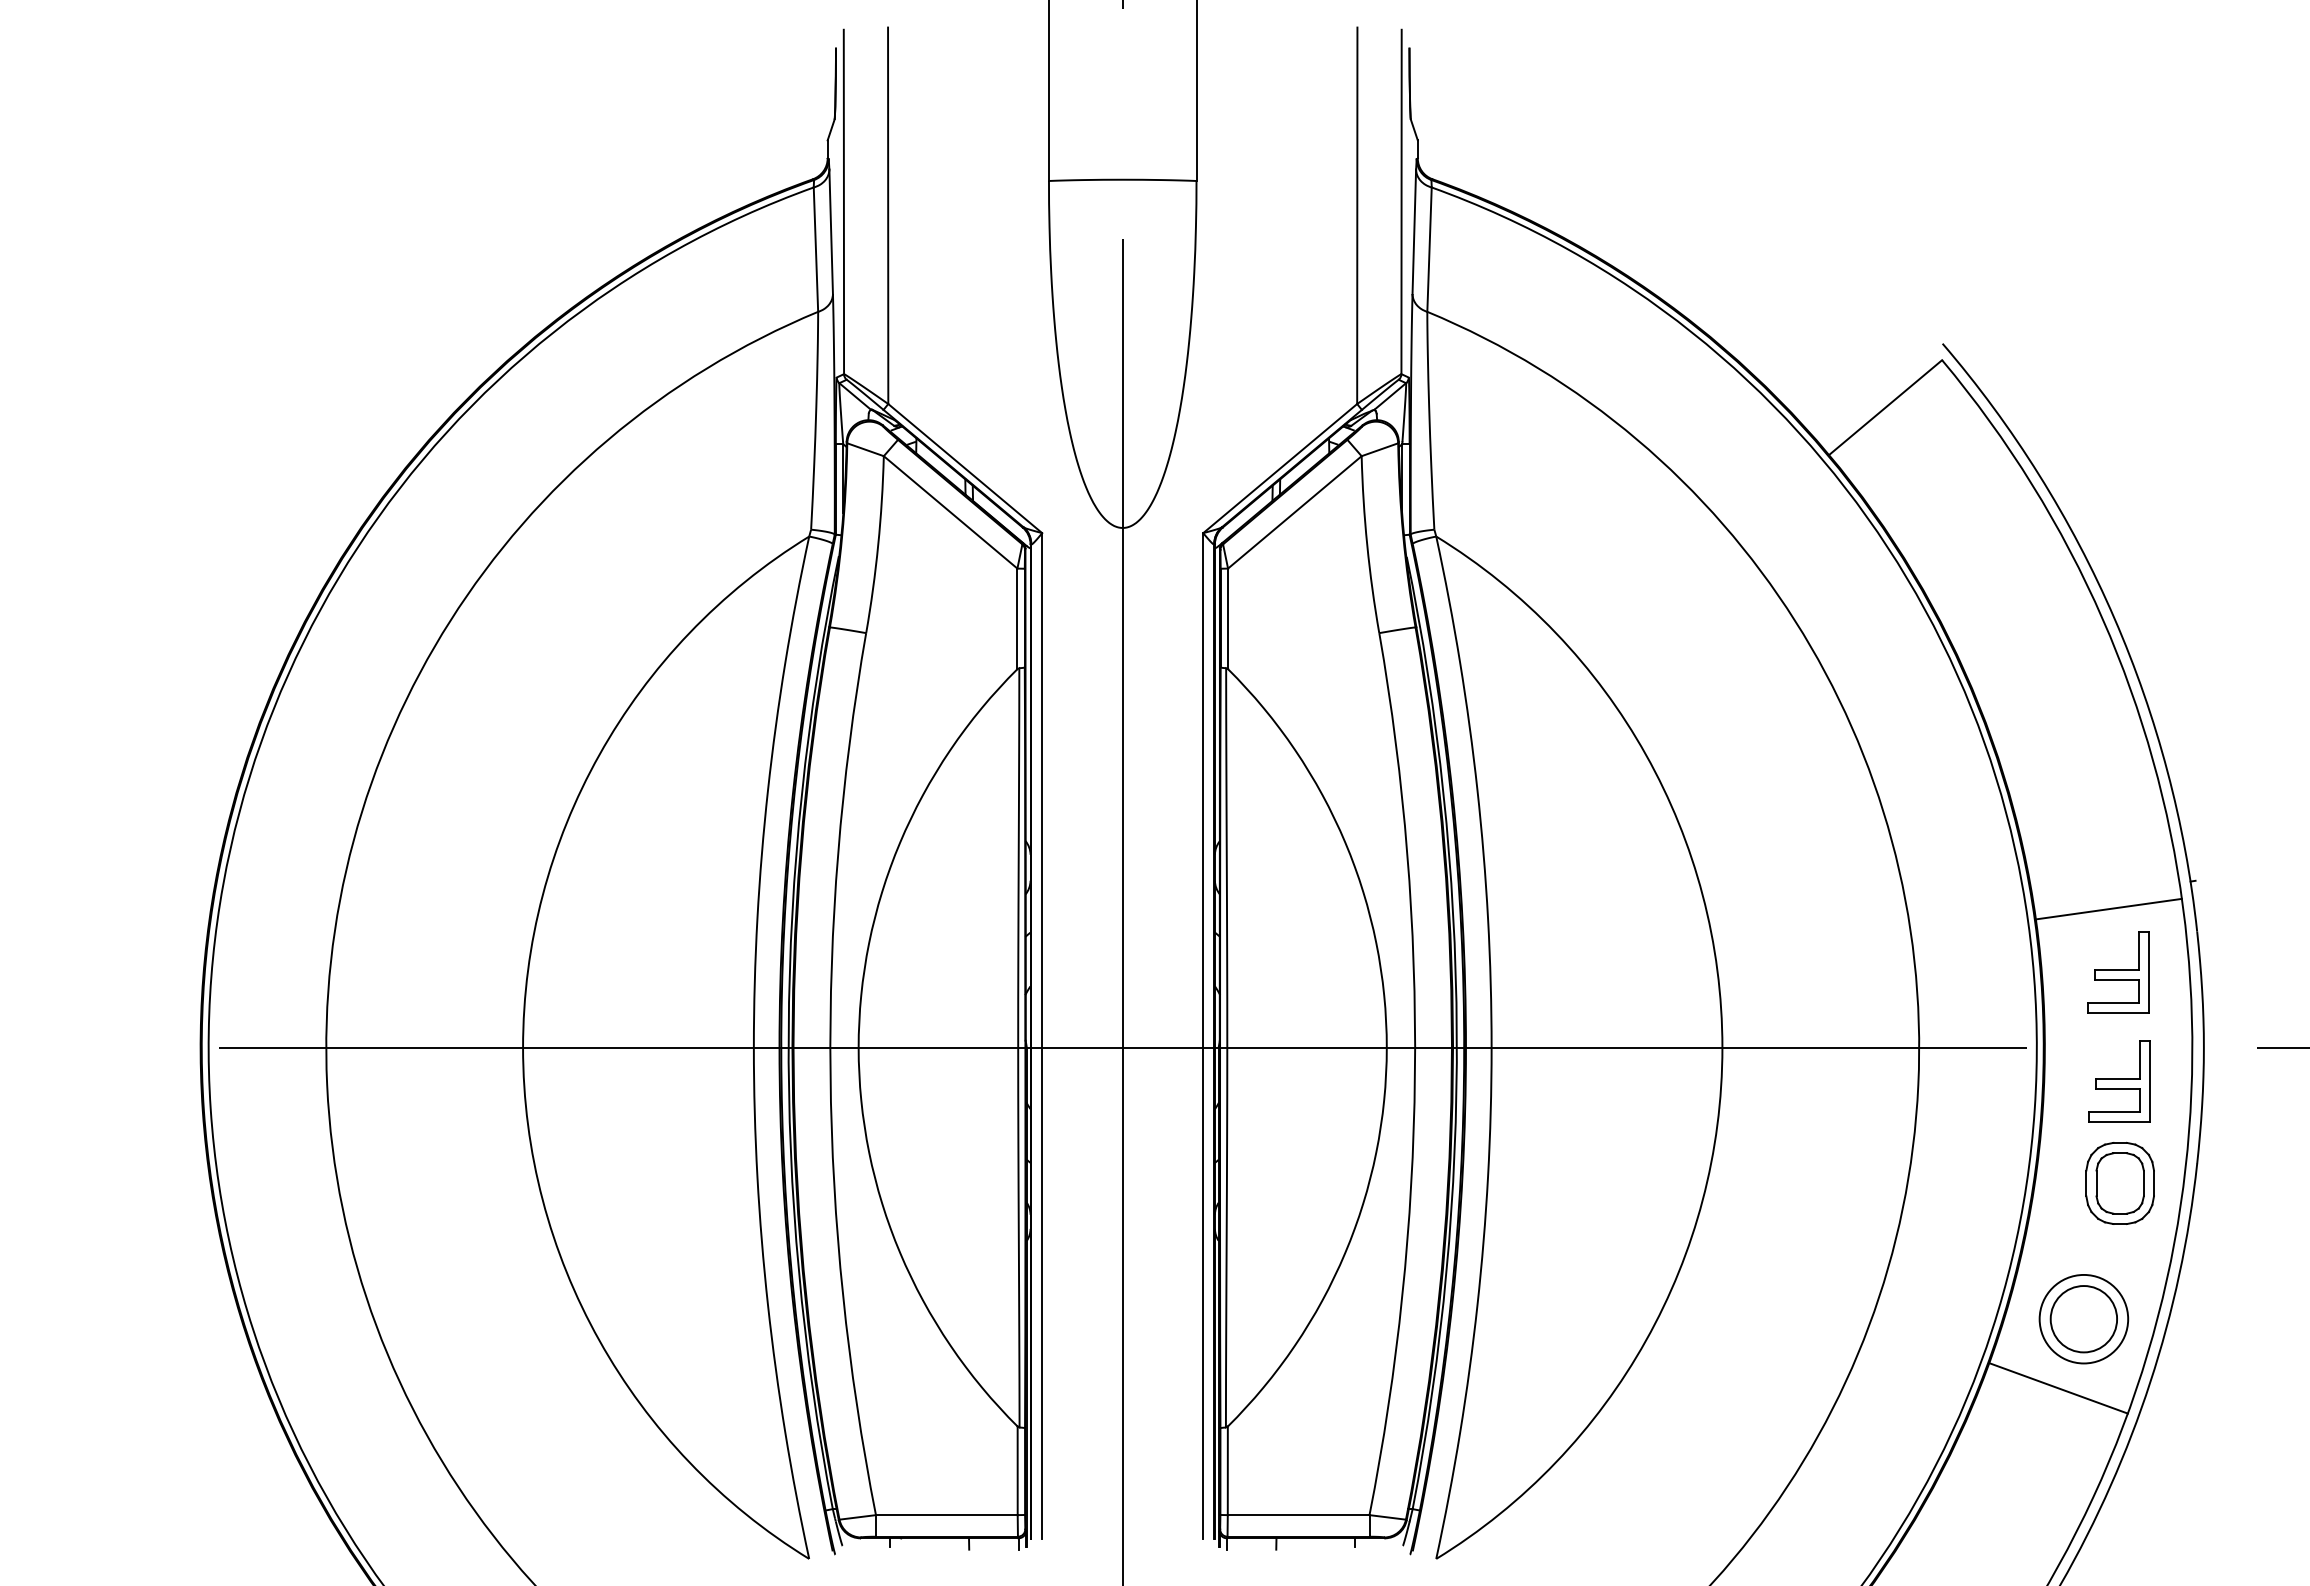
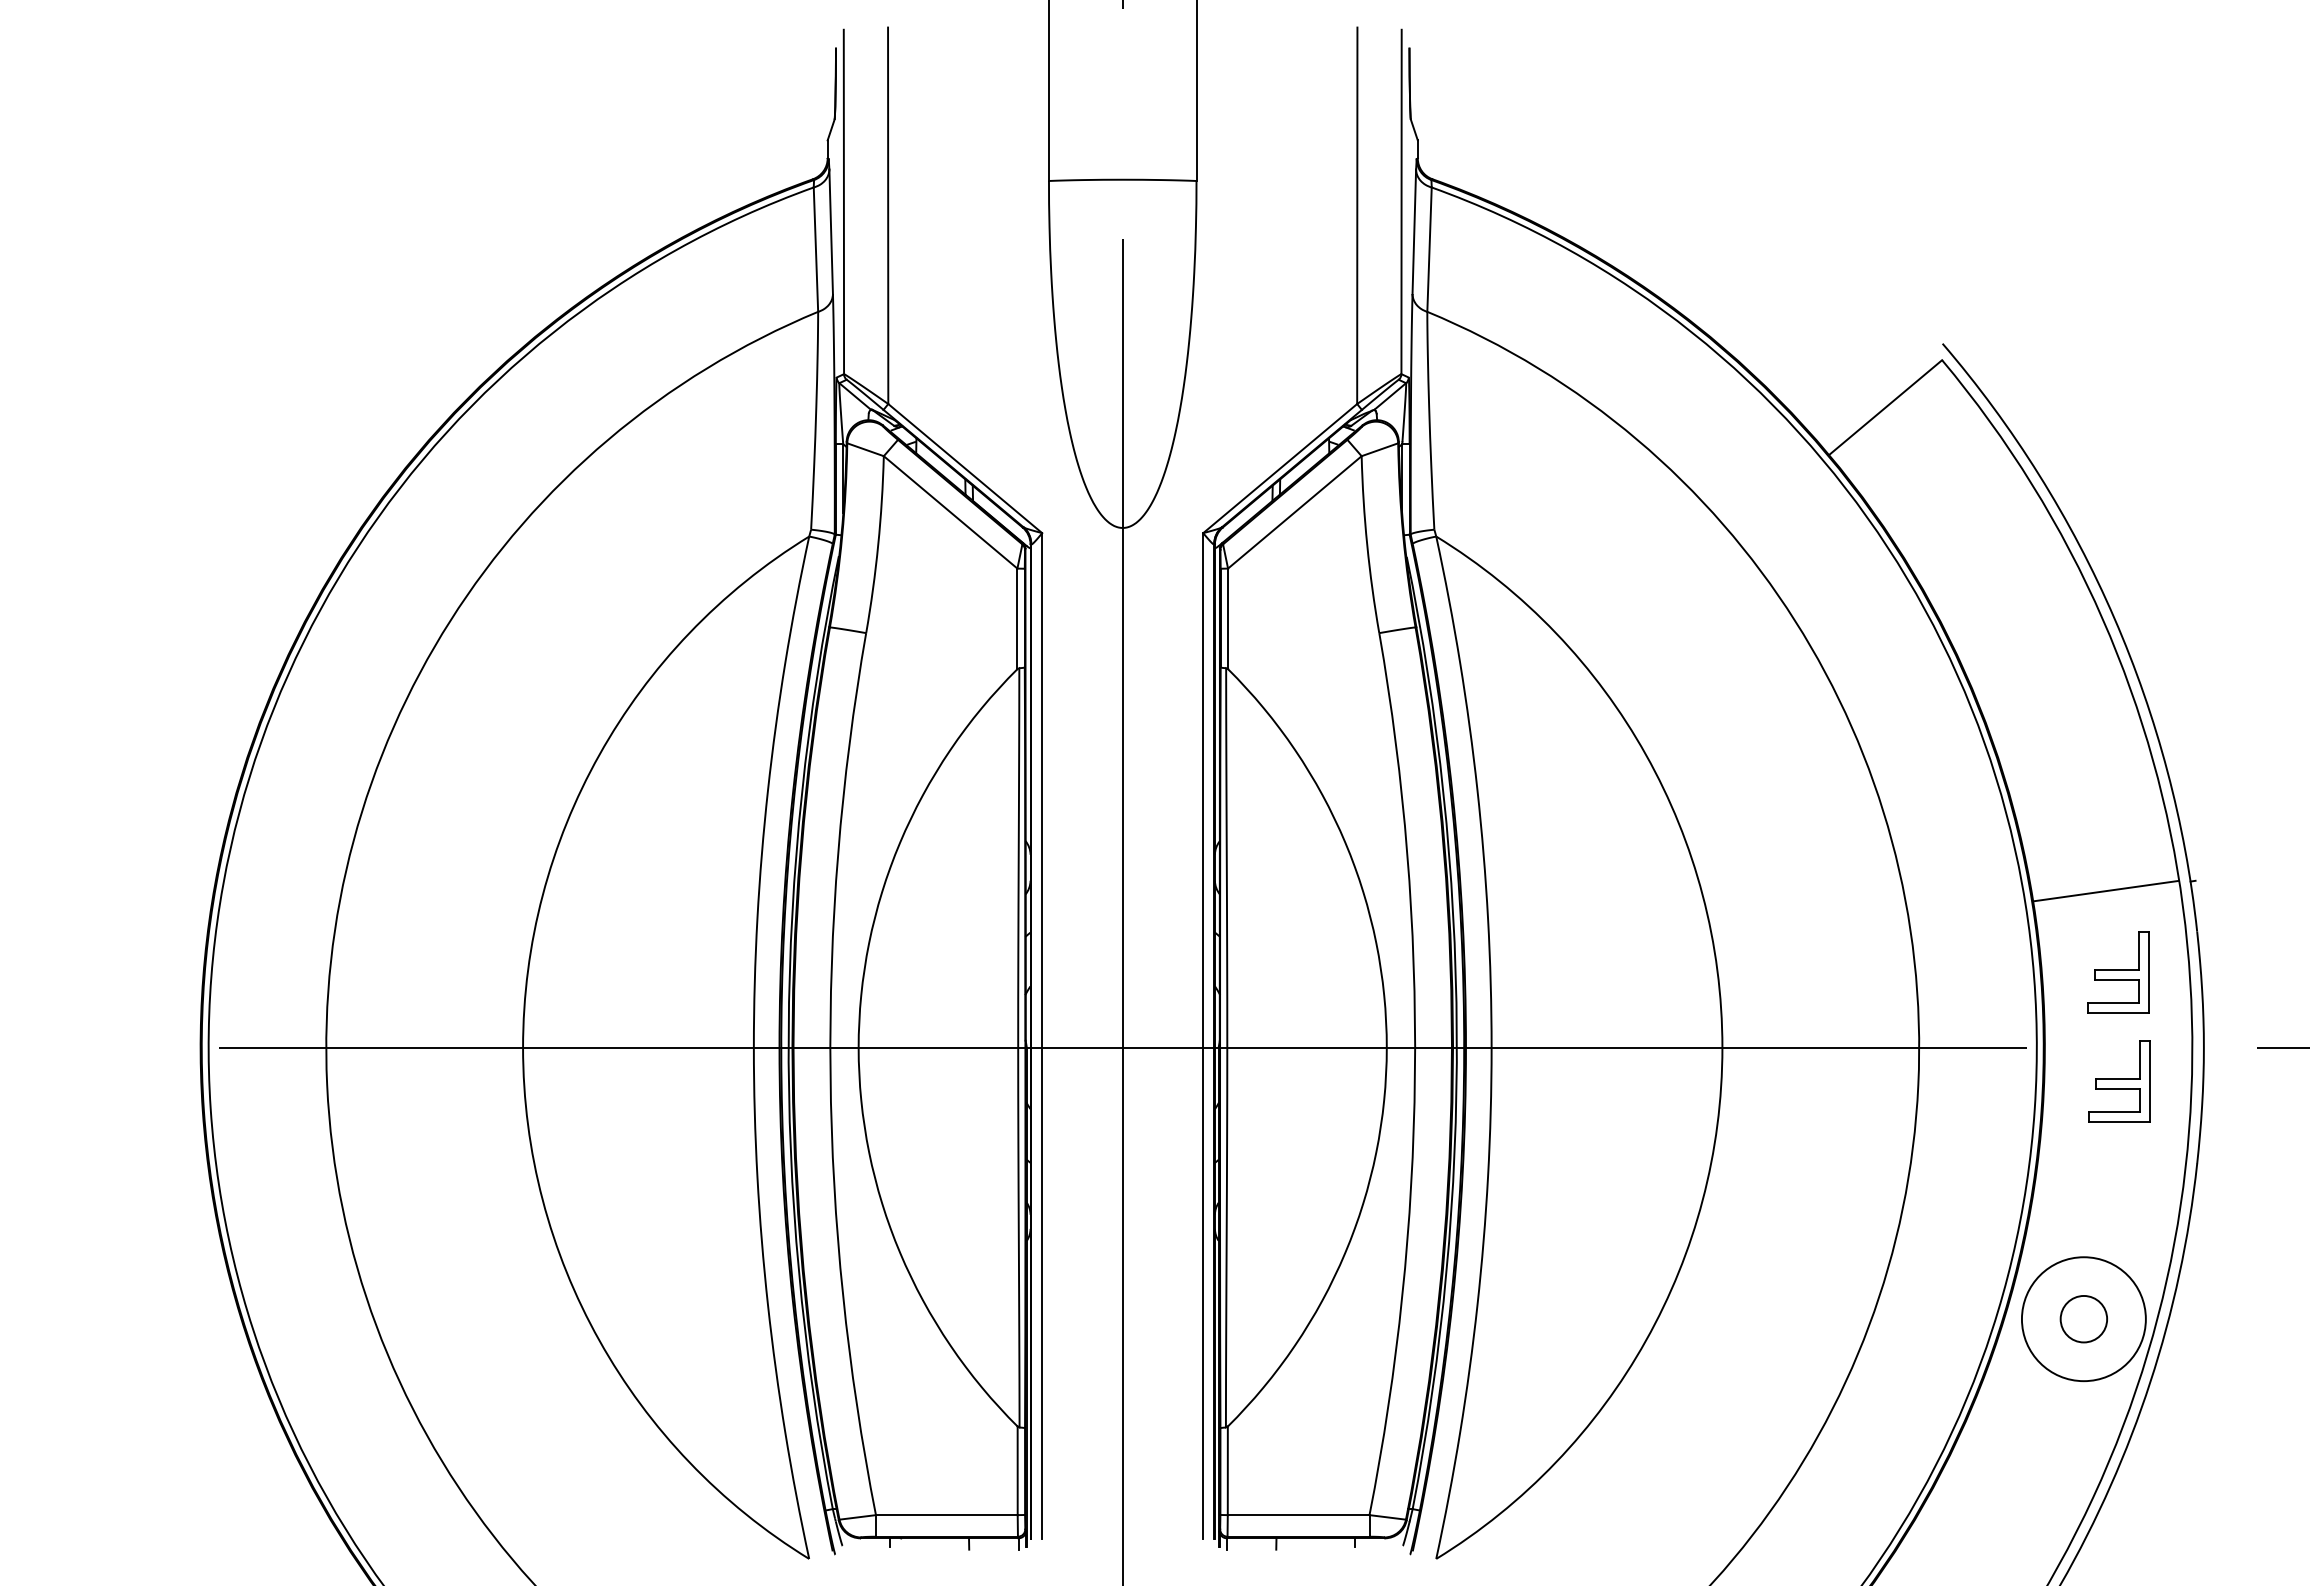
line position: (2108, 908) -> (2105, 890) (2105, 890)
part: present -> none (2119, 1182)
circle diameter: 89 px -> 124 px (2083, 1319)
circle diameter: 66 px -> 46 px (2083, 1318)
line: present -> none (2058, 1388)
